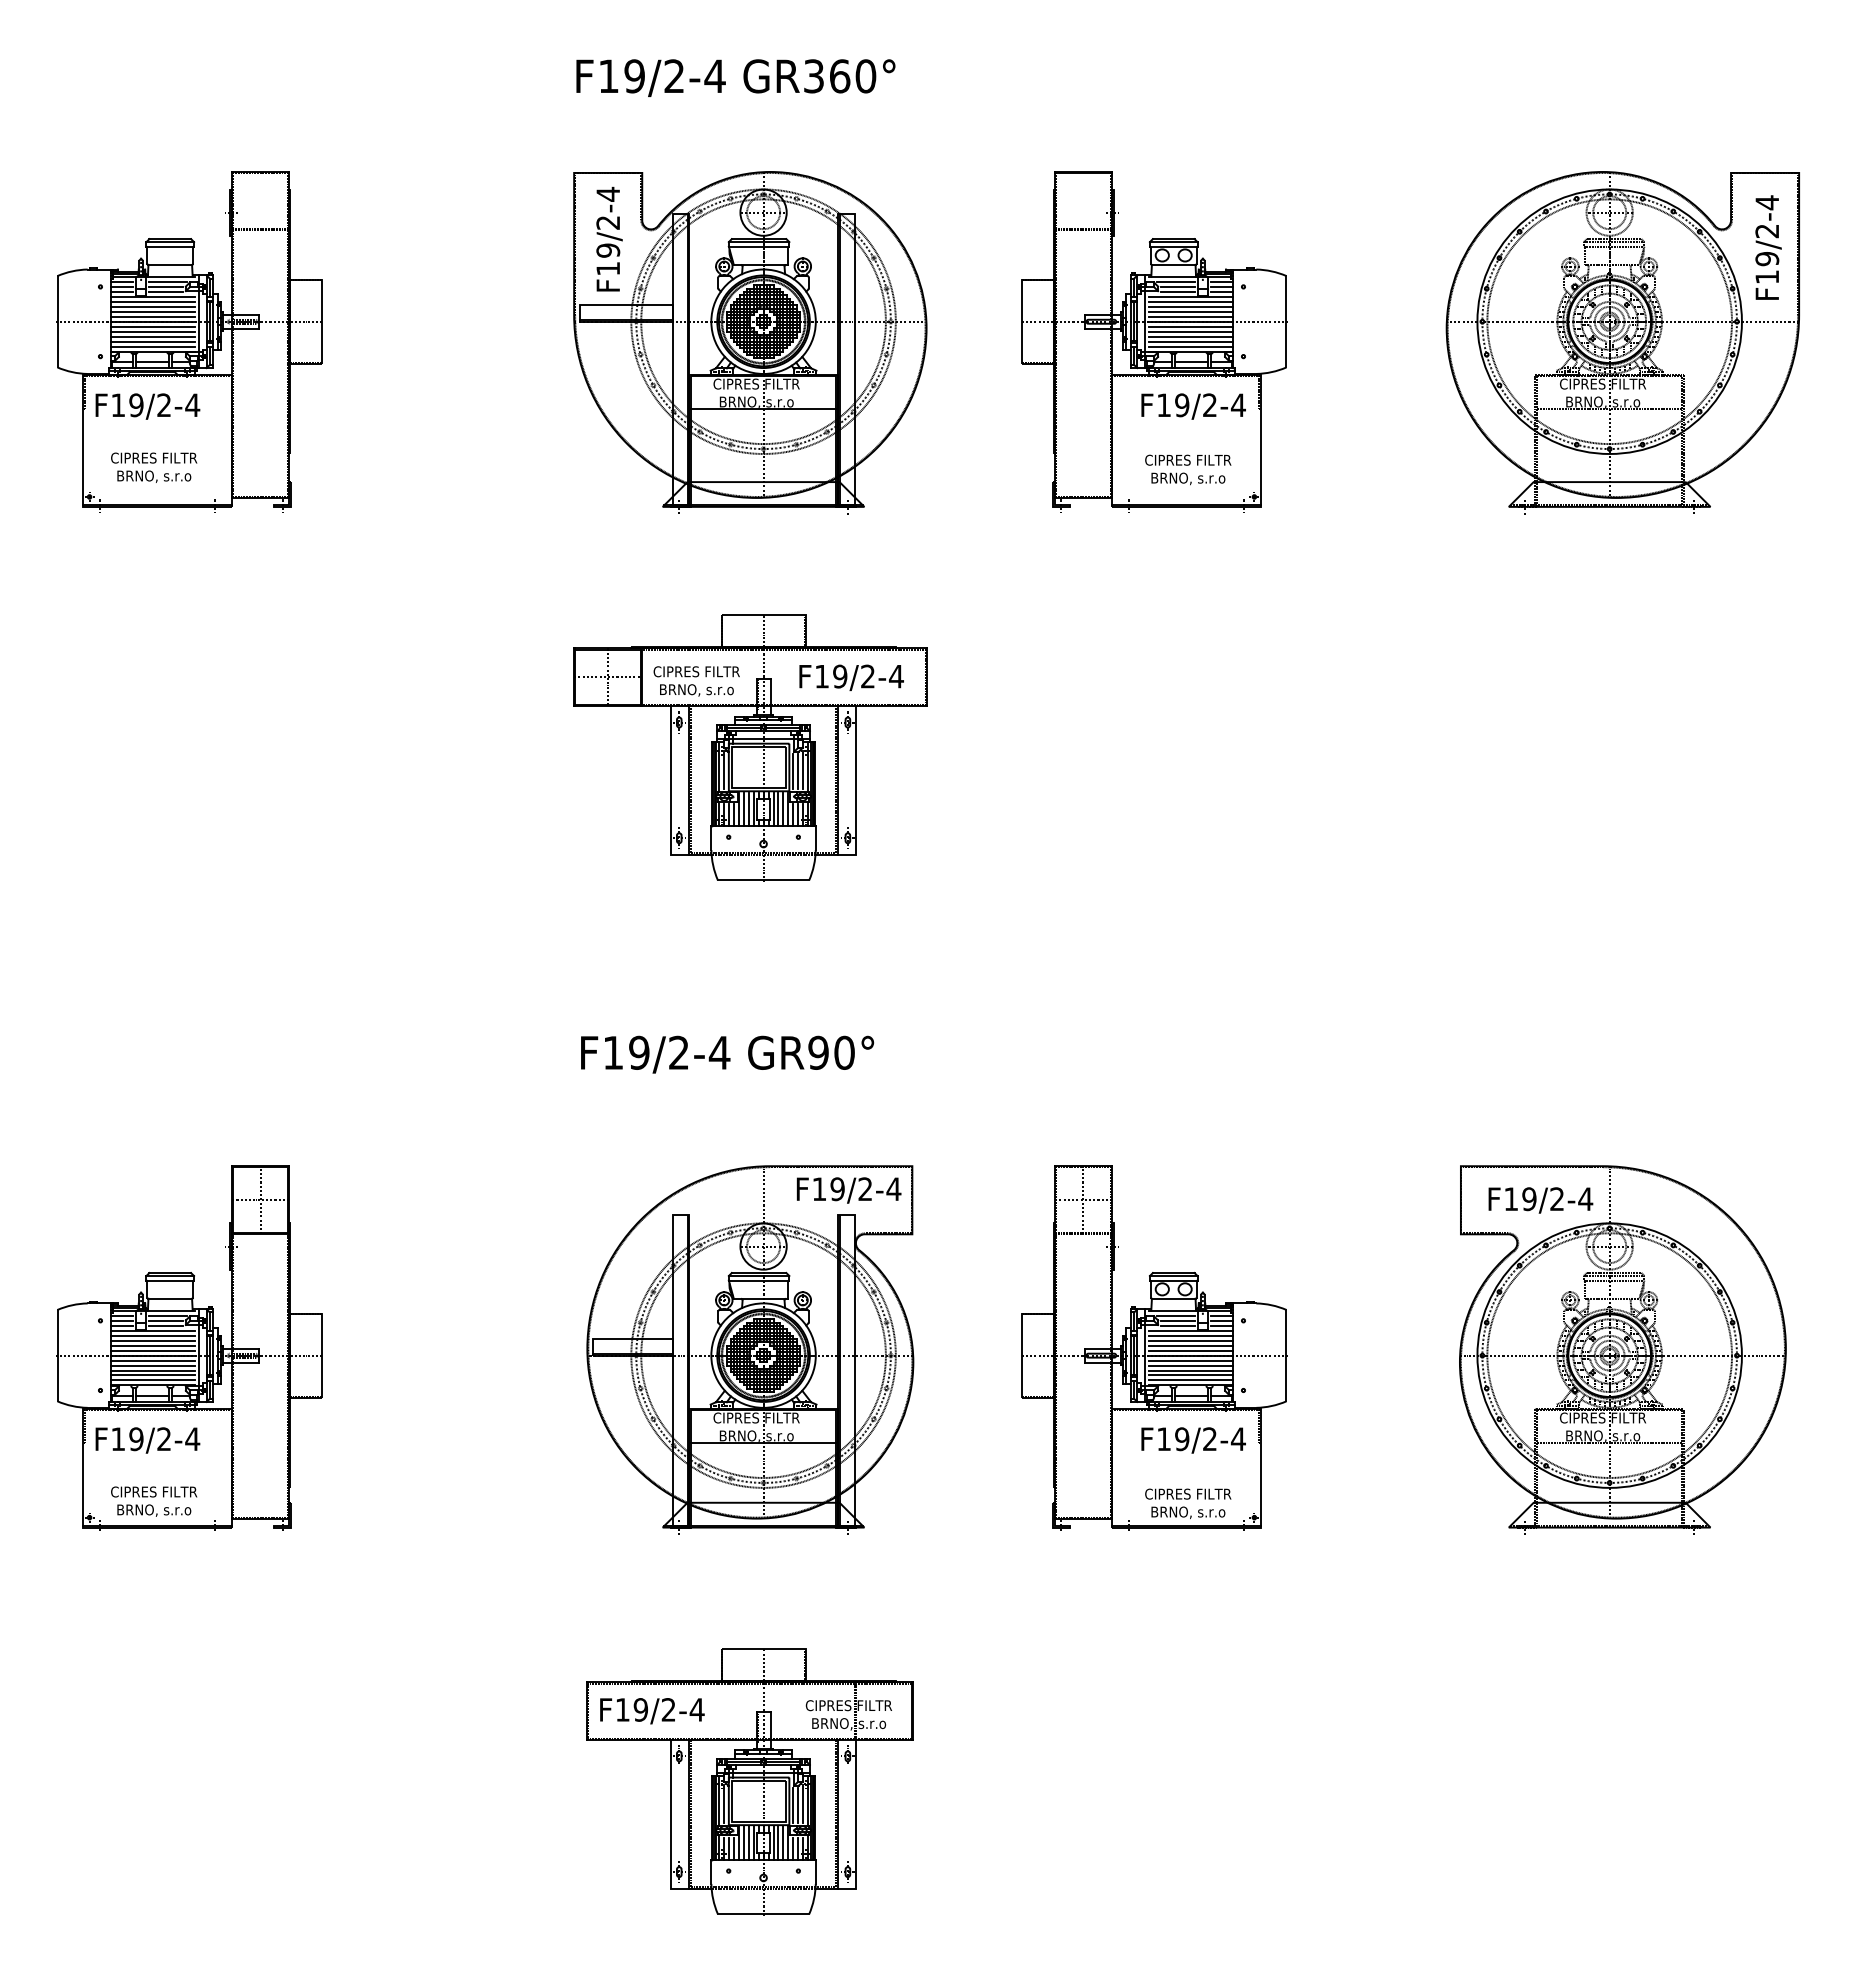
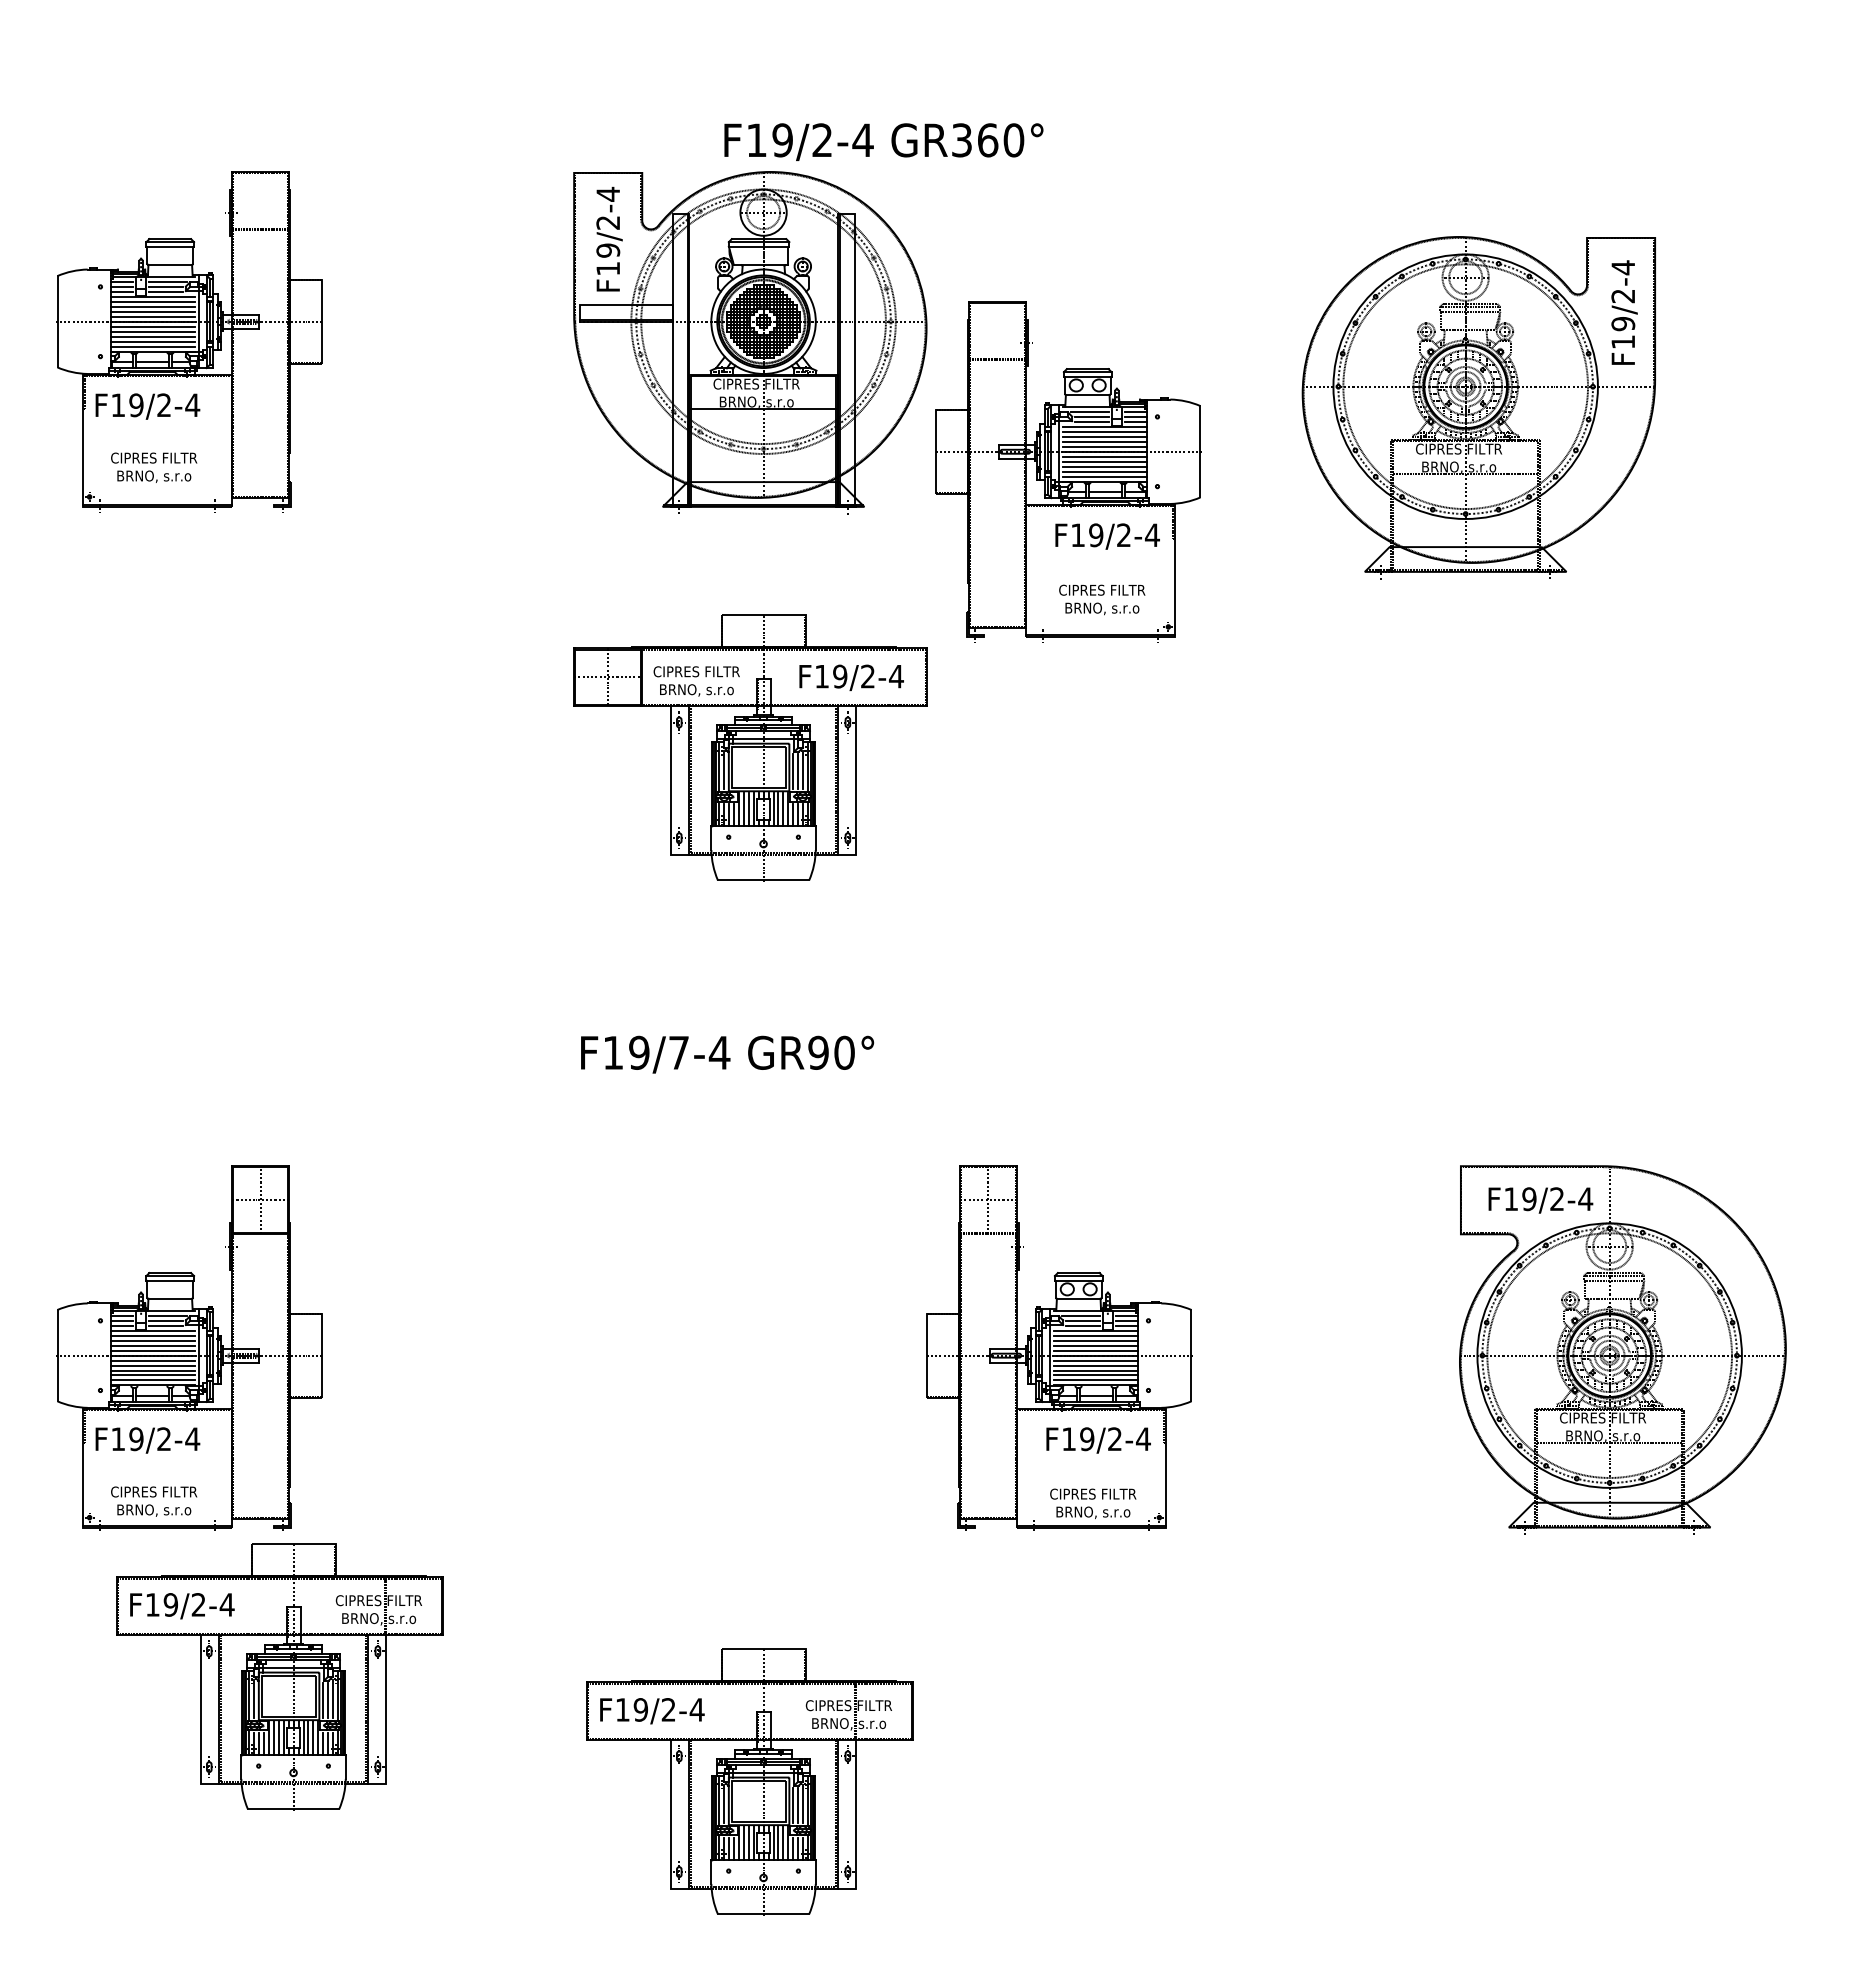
text position: (735, 77) -> (883, 141) (883, 141)
part position: (1154, 341) -> (1068, 471) (1068, 471)
part position: (1622, 342) -> (1478, 407) (1478, 407)
text: F19/2-4 -> F19/7-4 (678, 1052)
part position: (1154, 1347) -> (1059, 1347) (1059, 1347)
part: present -> none (750, 1349)
part: none -> present (279, 1676)
